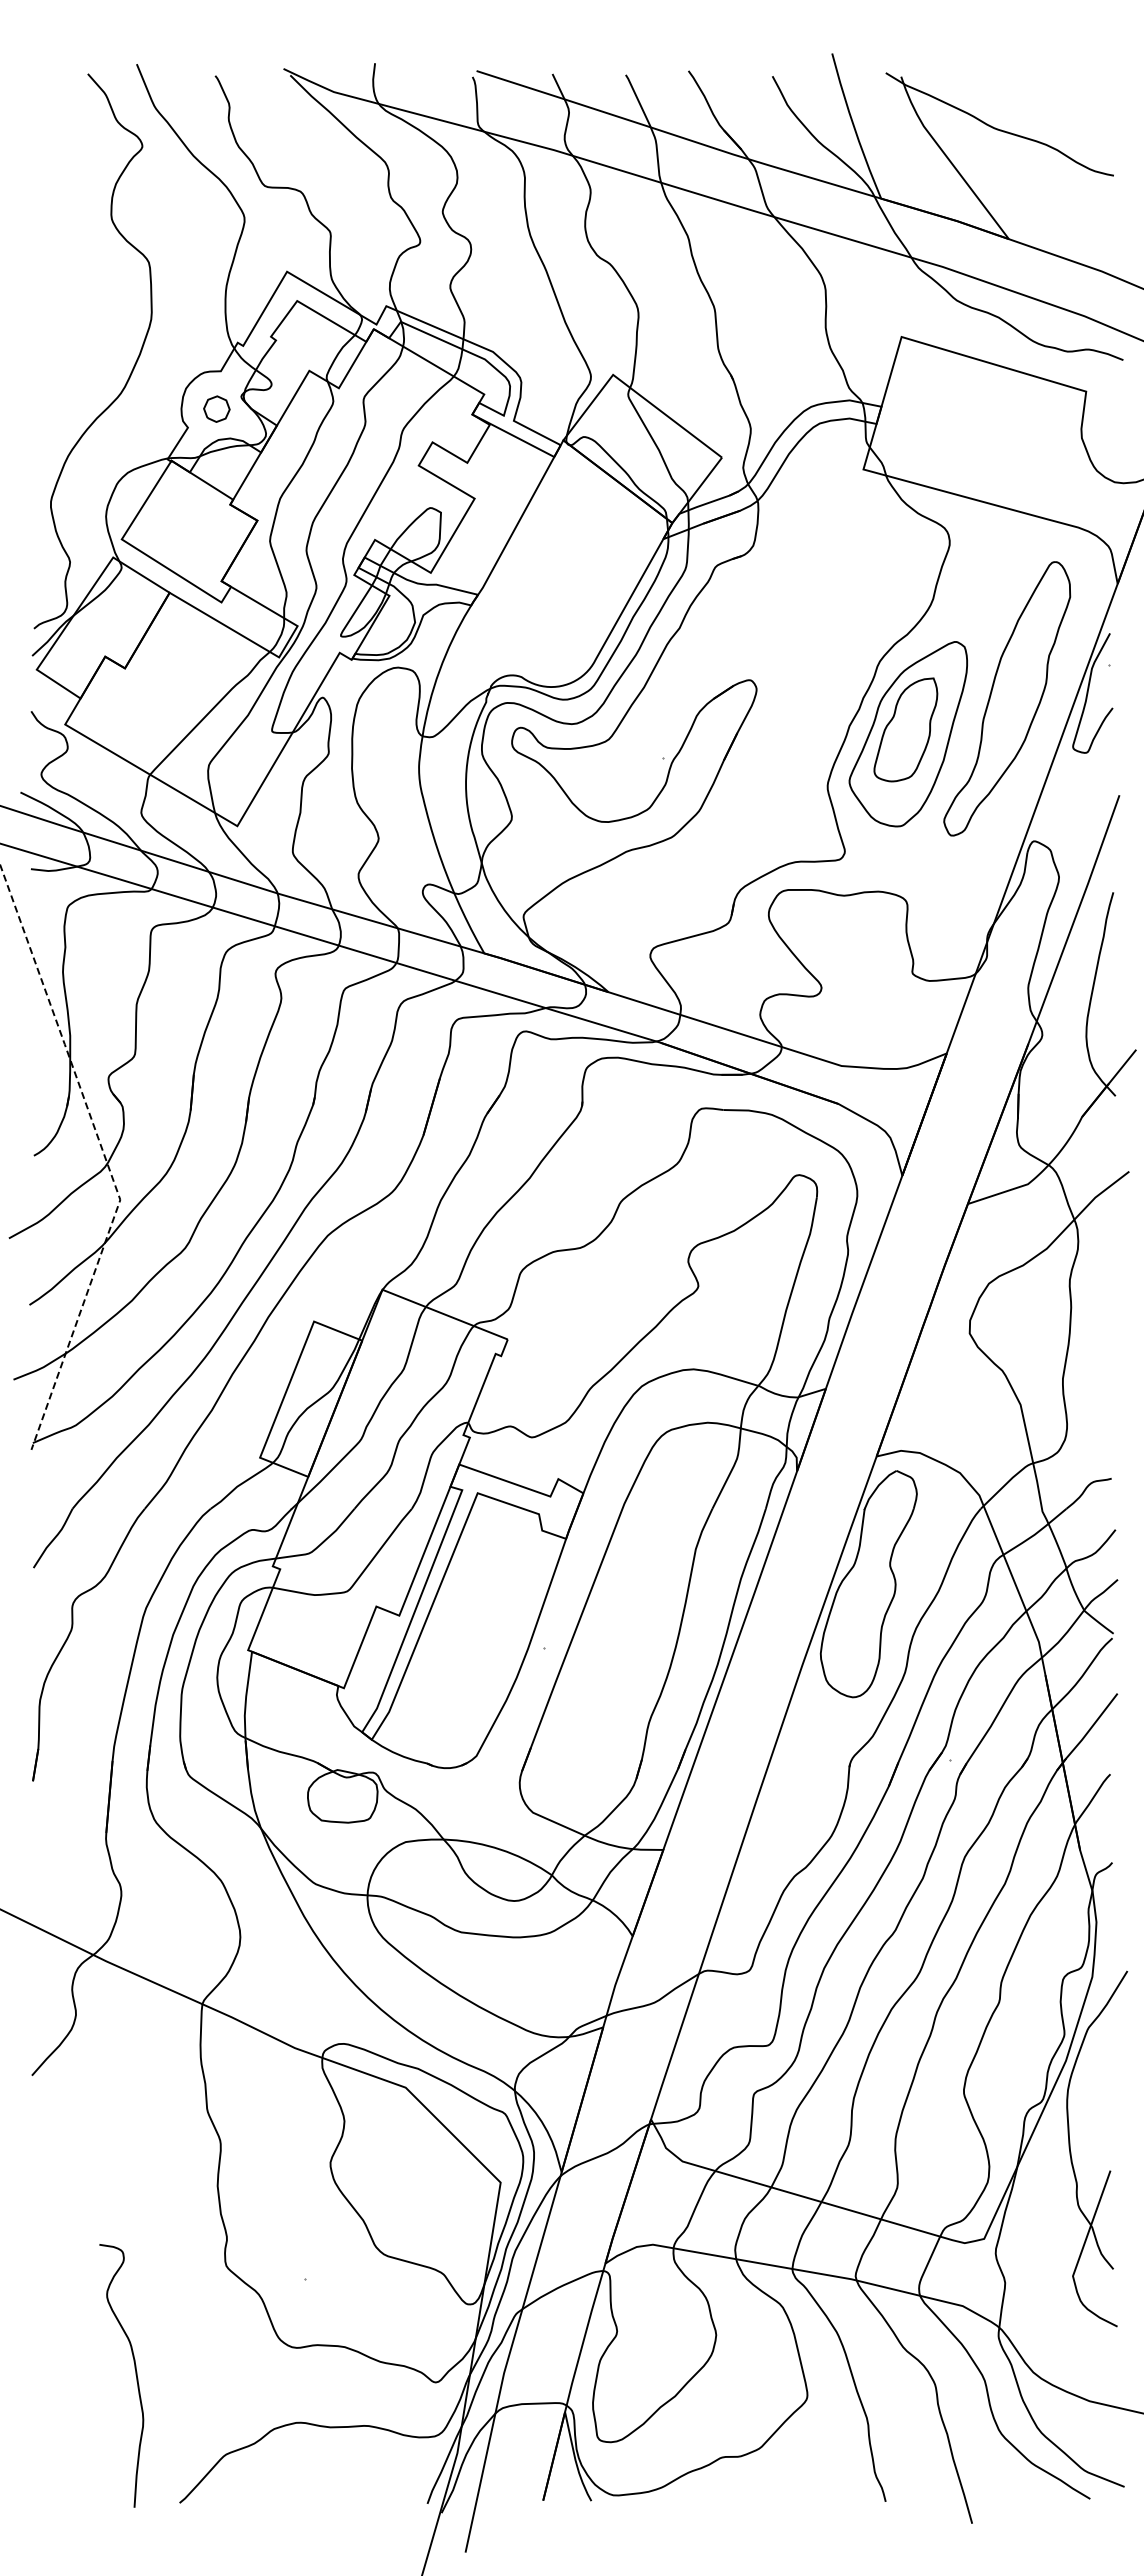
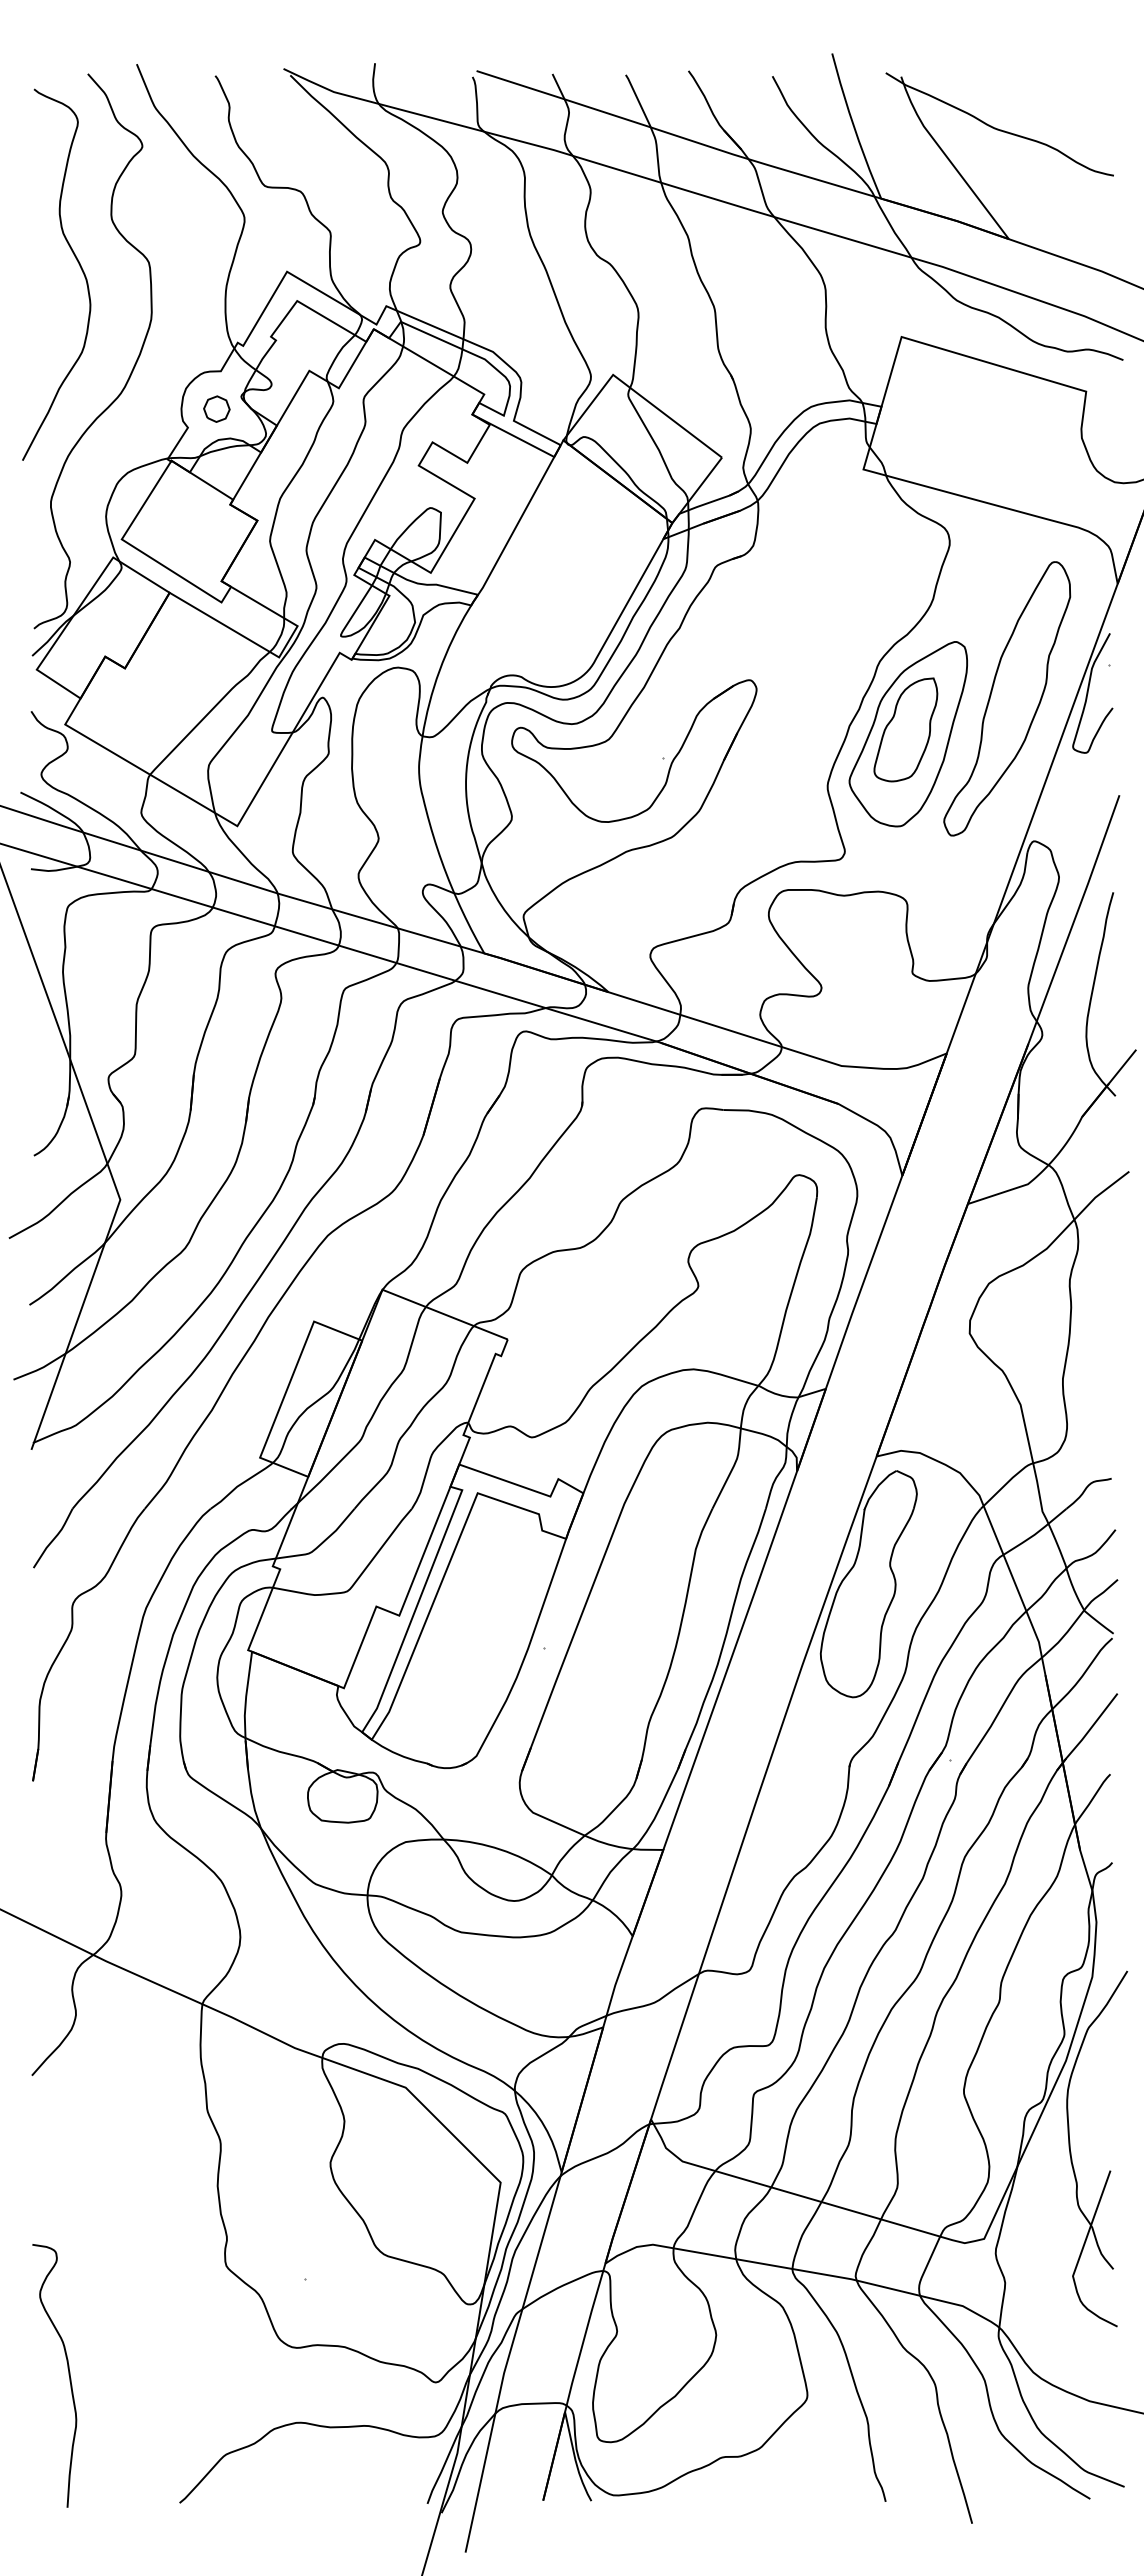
curve: none -> present (78, 264)
line: dashed -> solid (105, 1157)
curve position: (135, 2375) -> (68, 2375) (68, 2375)
